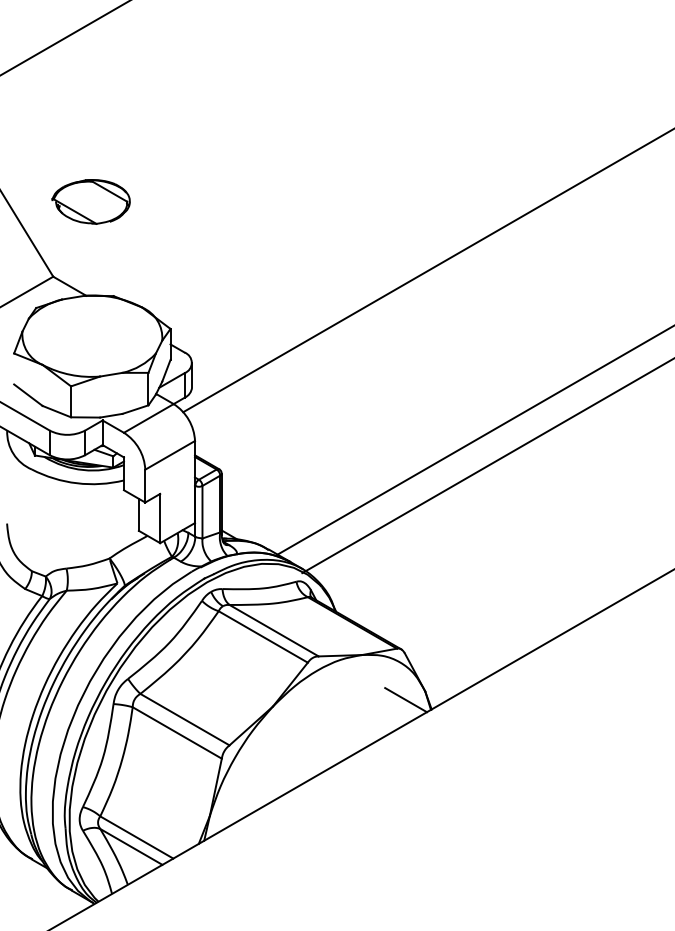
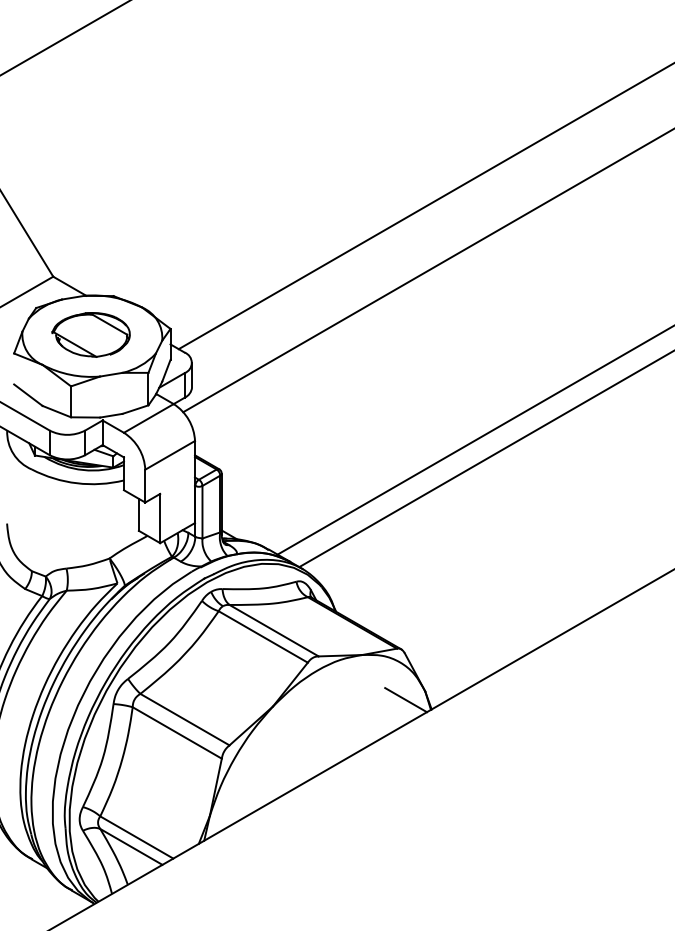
part position: (90, 201) -> (90, 334) (90, 334)
line: none -> present (424, 206)
line position: (486, 466) -> (485, 459) (485, 459)
